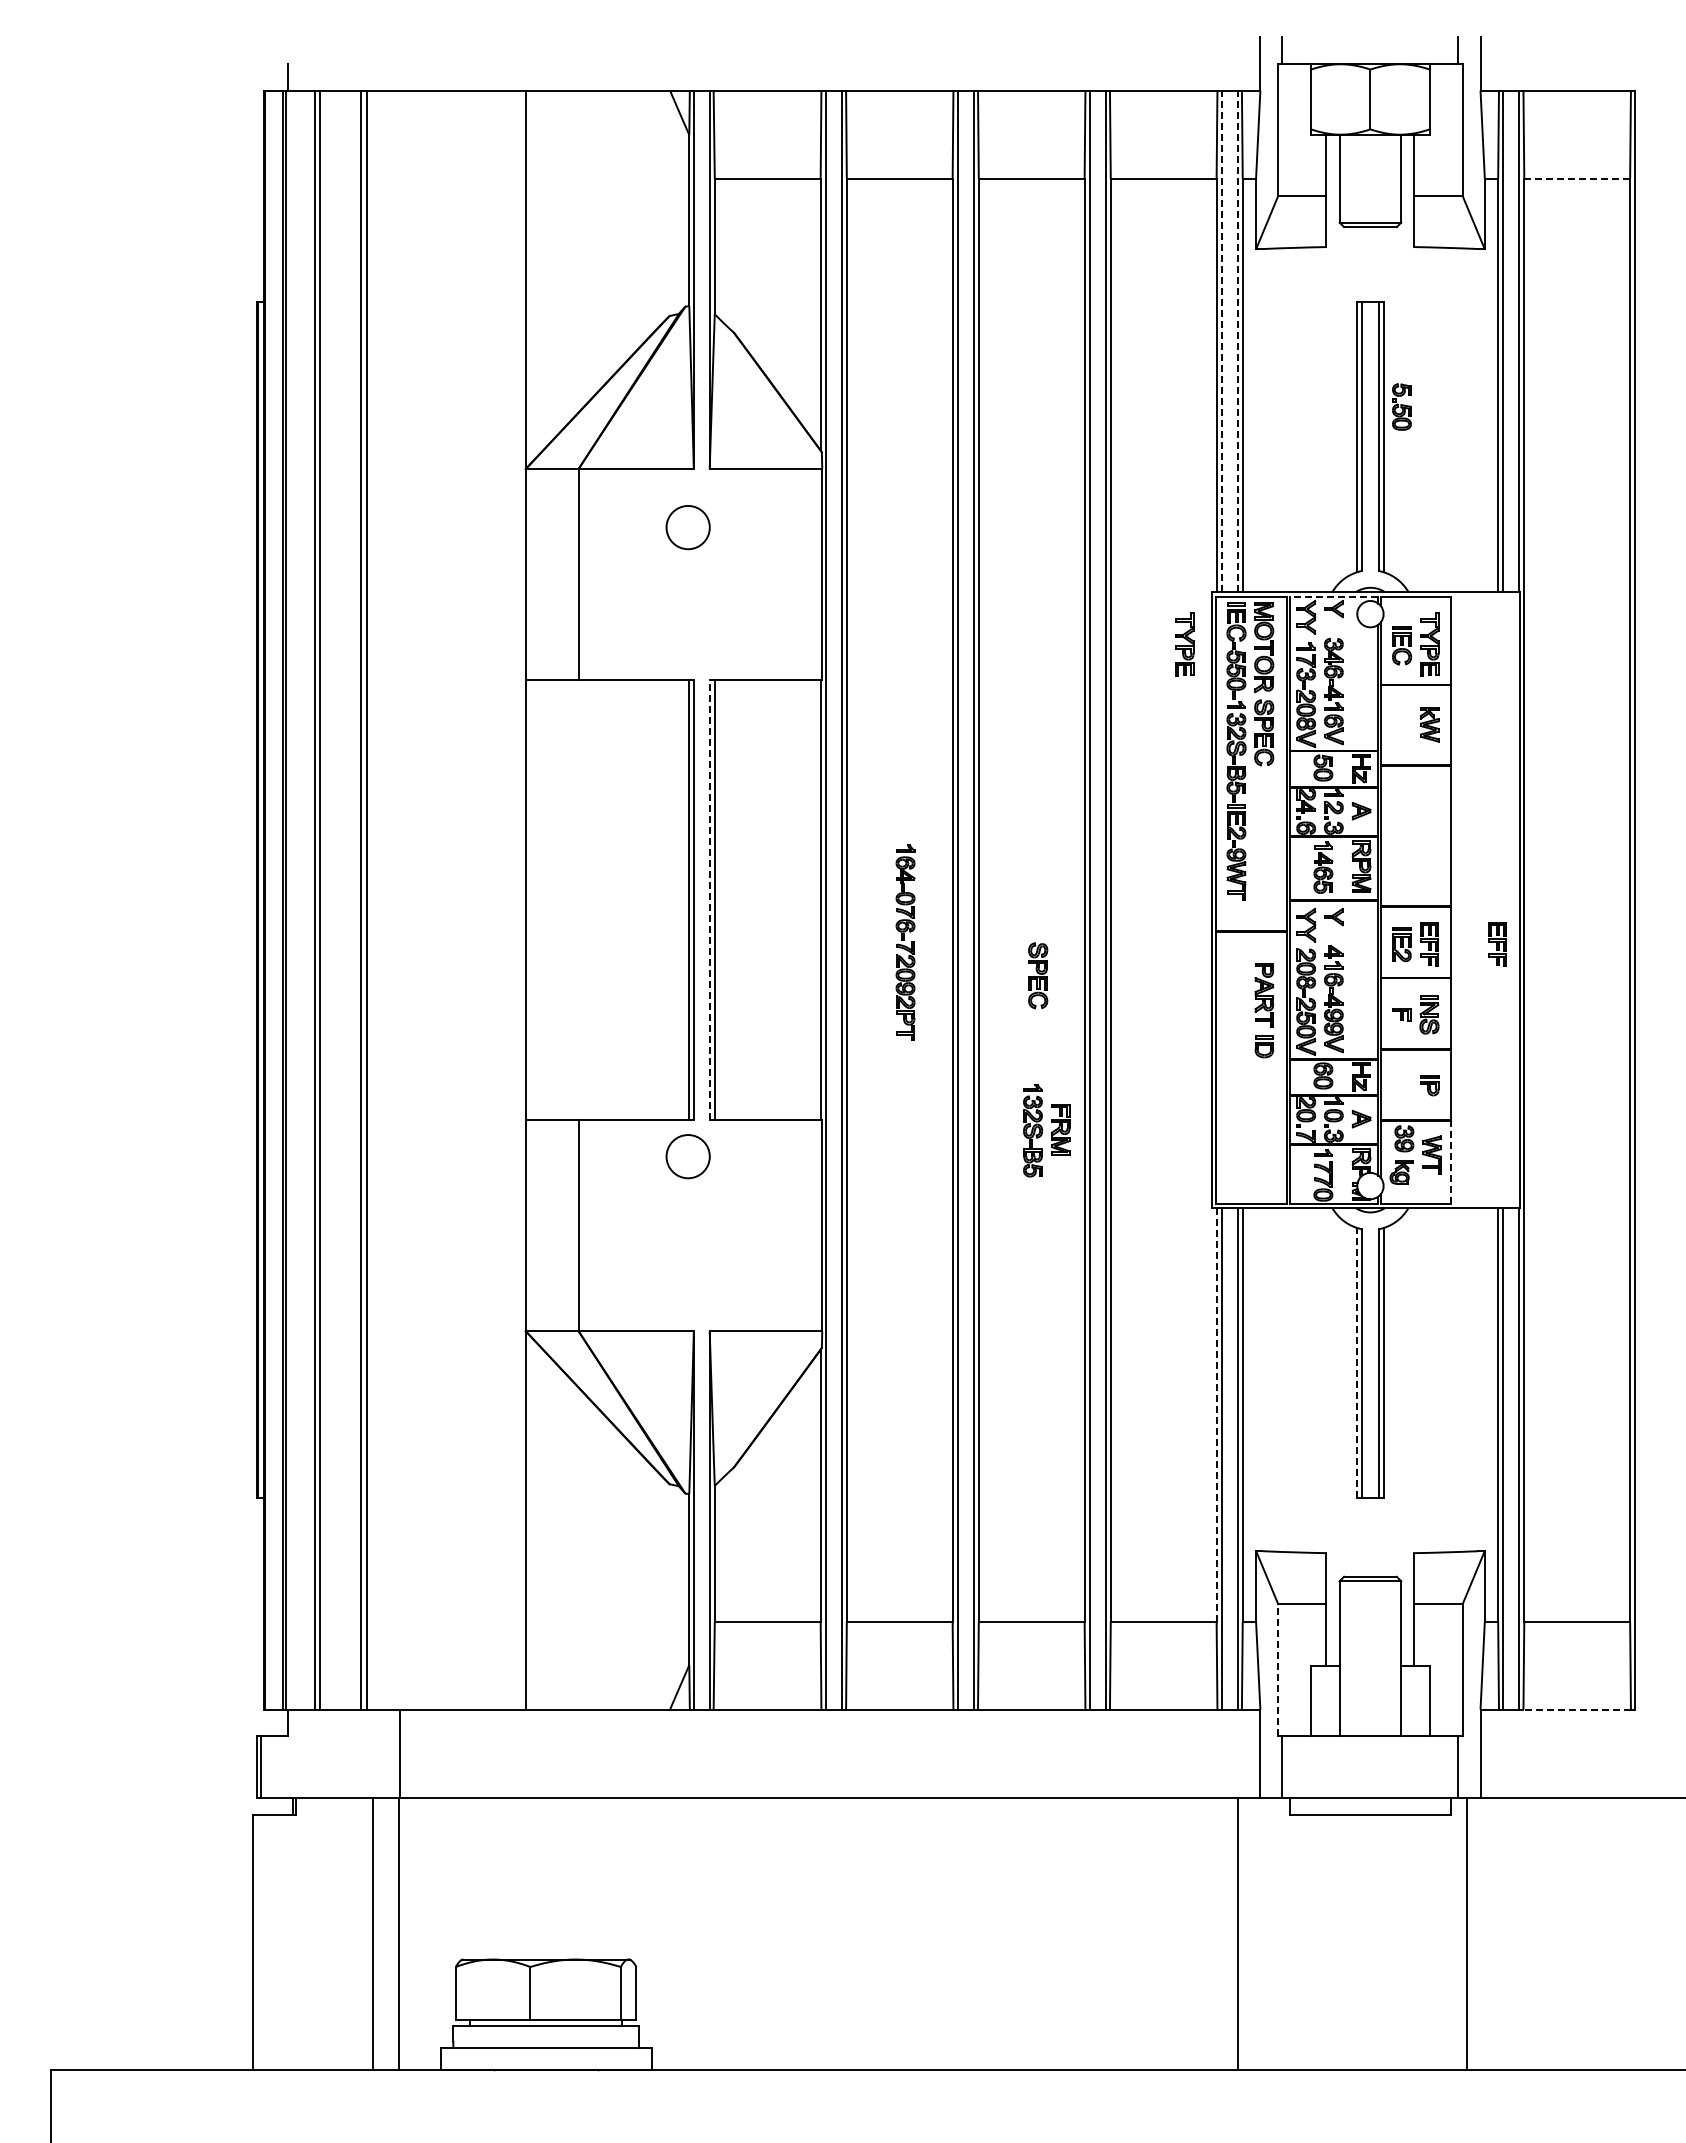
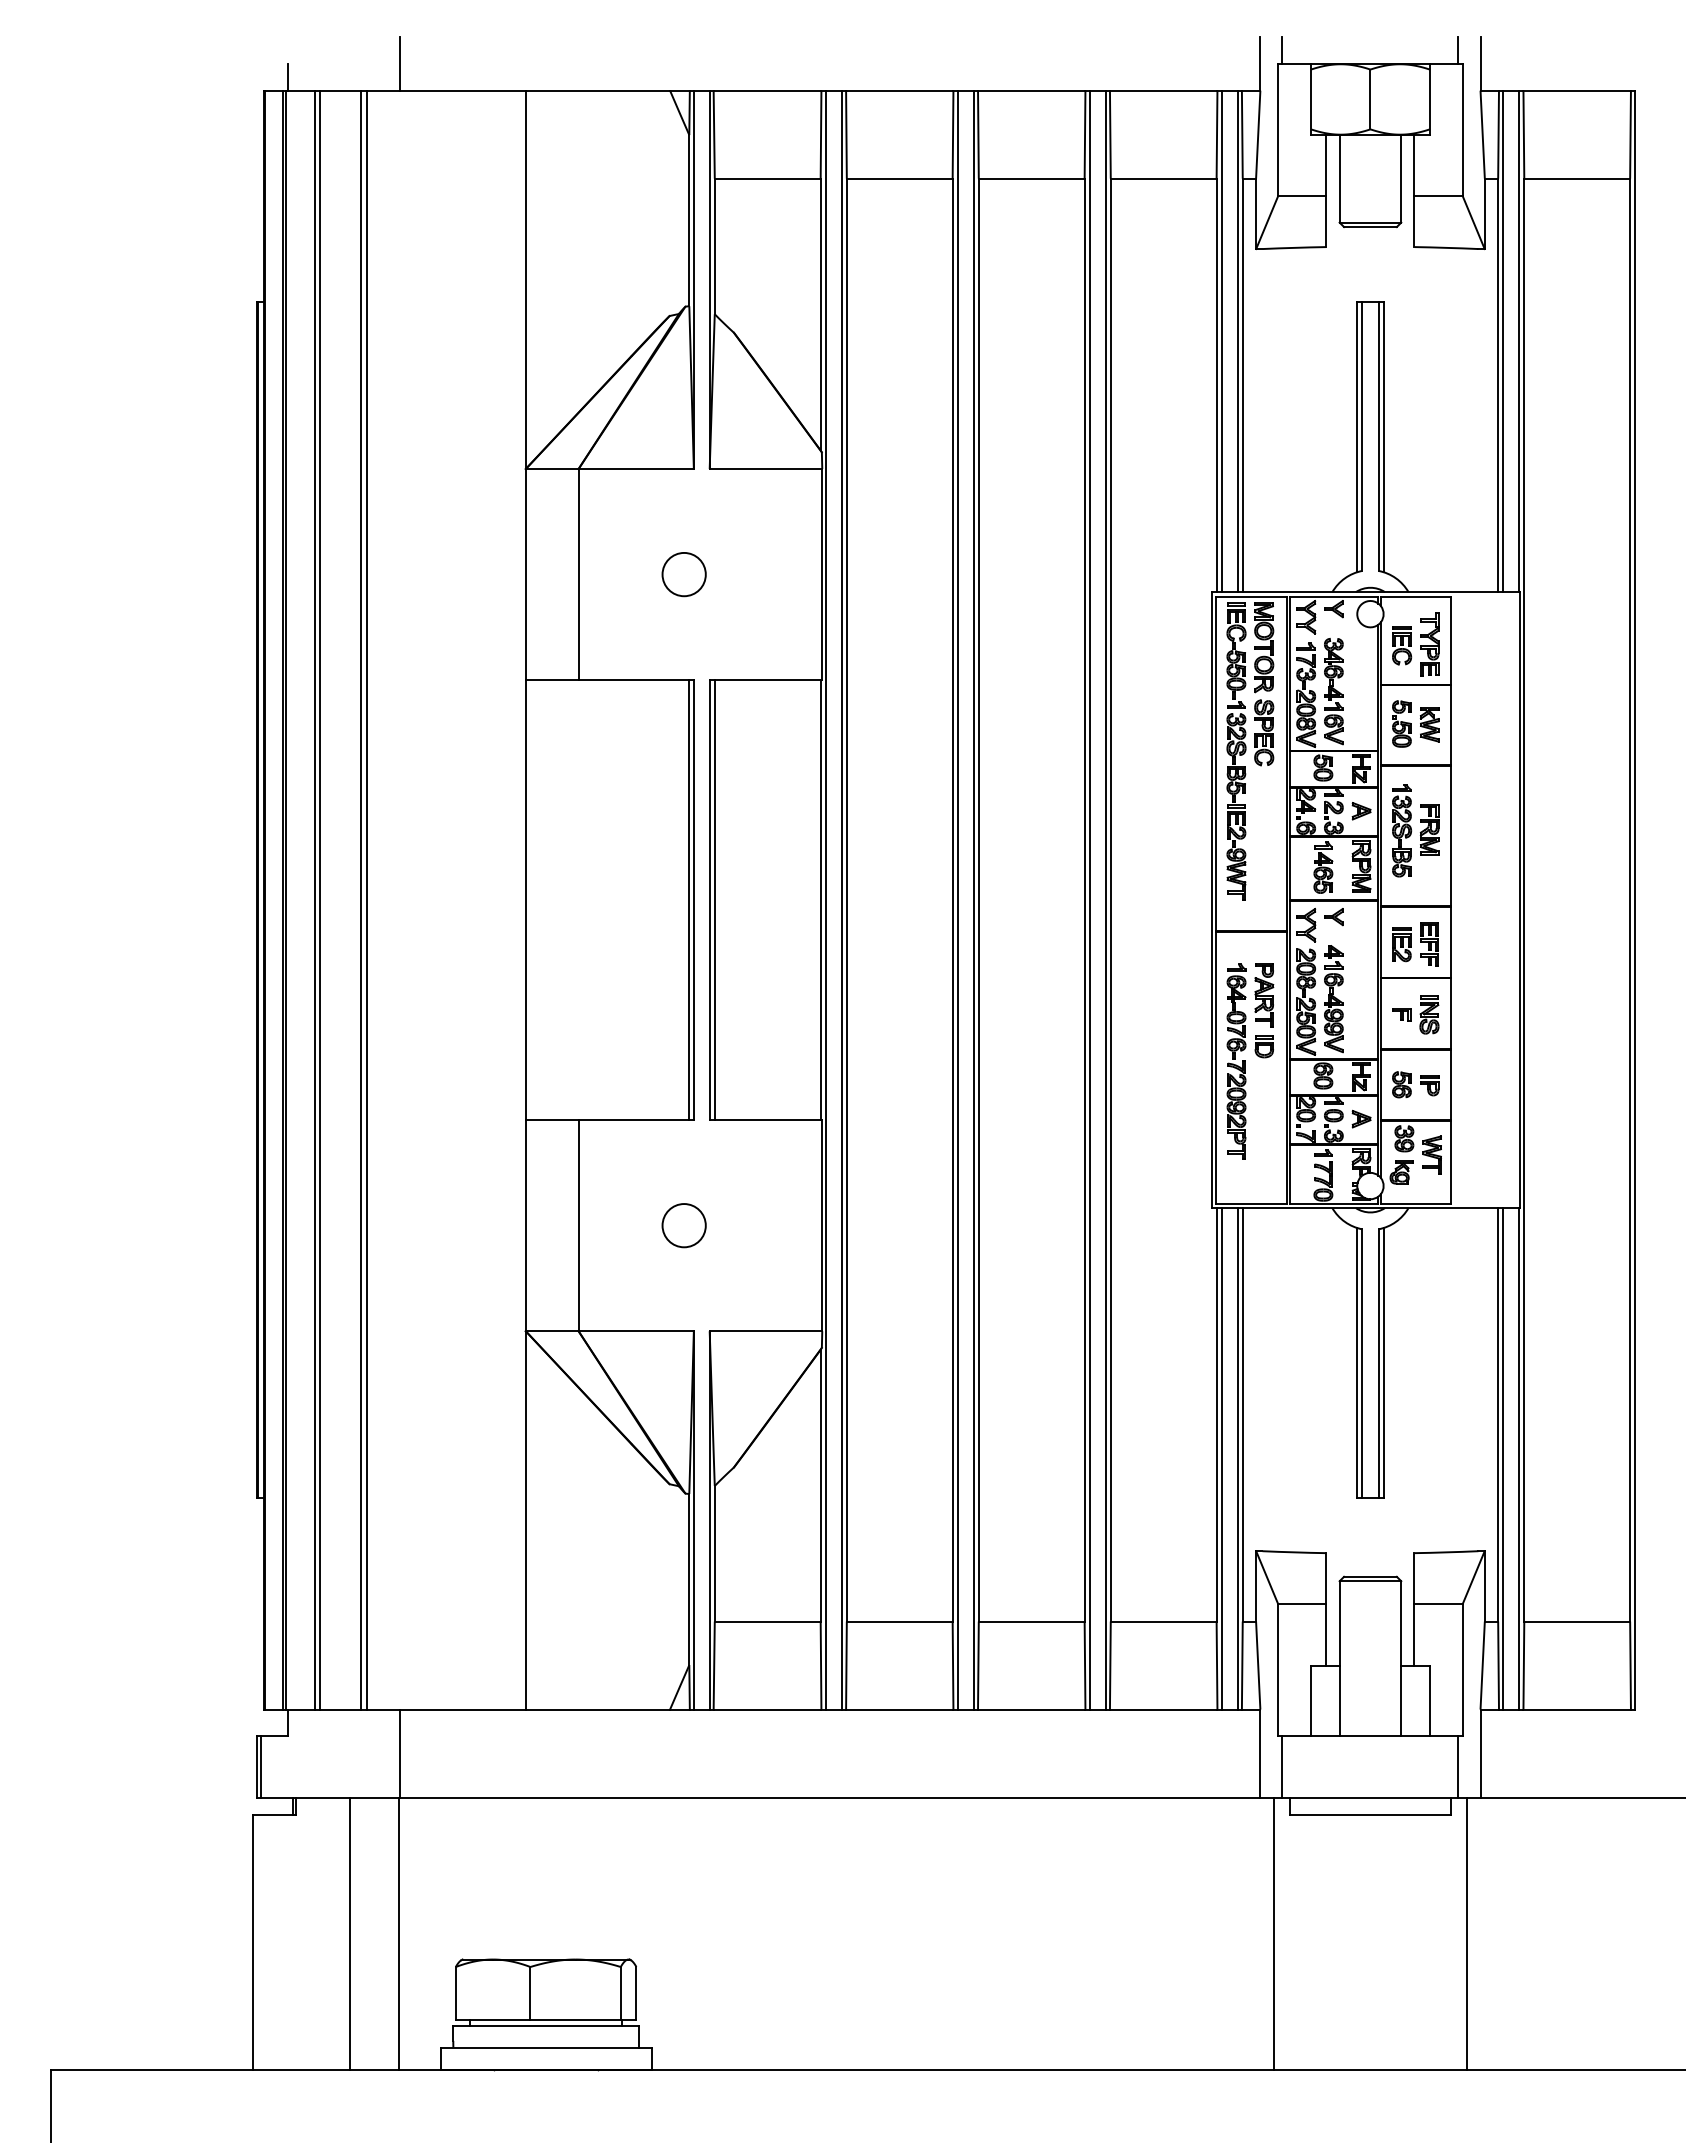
line: none -> present (400, 63)
line: dashed -> solid (1577, 178)
line: dashed -> solid (1221, 341)
line: dashed -> solid (1237, 341)
part position: (1401, 406) -> (1401, 723) (1401, 723)
circle position: (687, 527) -> (683, 574) (683, 574)
line: dashed -> solid (1333, 596)
part: present -> none (1184, 644)
line: dashed -> solid (709, 900)
part position: (905, 942) -> (1236, 1061) (1236, 1061)
part: present -> none (1497, 944)
part: present -> none (1038, 975)
part: none -> present (1401, 1084)
part position: (1046, 1130) -> (1415, 830) (1415, 830)
circle position: (687, 1156) -> (683, 1225) (683, 1225)
line: dashed -> solid (1451, 1161)
line: dashed -> solid (1357, 1362)
line: dashed -> solid (1216, 1414)
line: dashed -> solid (1278, 1669)
line: dashed -> solid (1577, 1709)
line position: (372, 1933) -> (349, 1933) (349, 1933)
line position: (1237, 1933) -> (1273, 1933) (1273, 1933)
